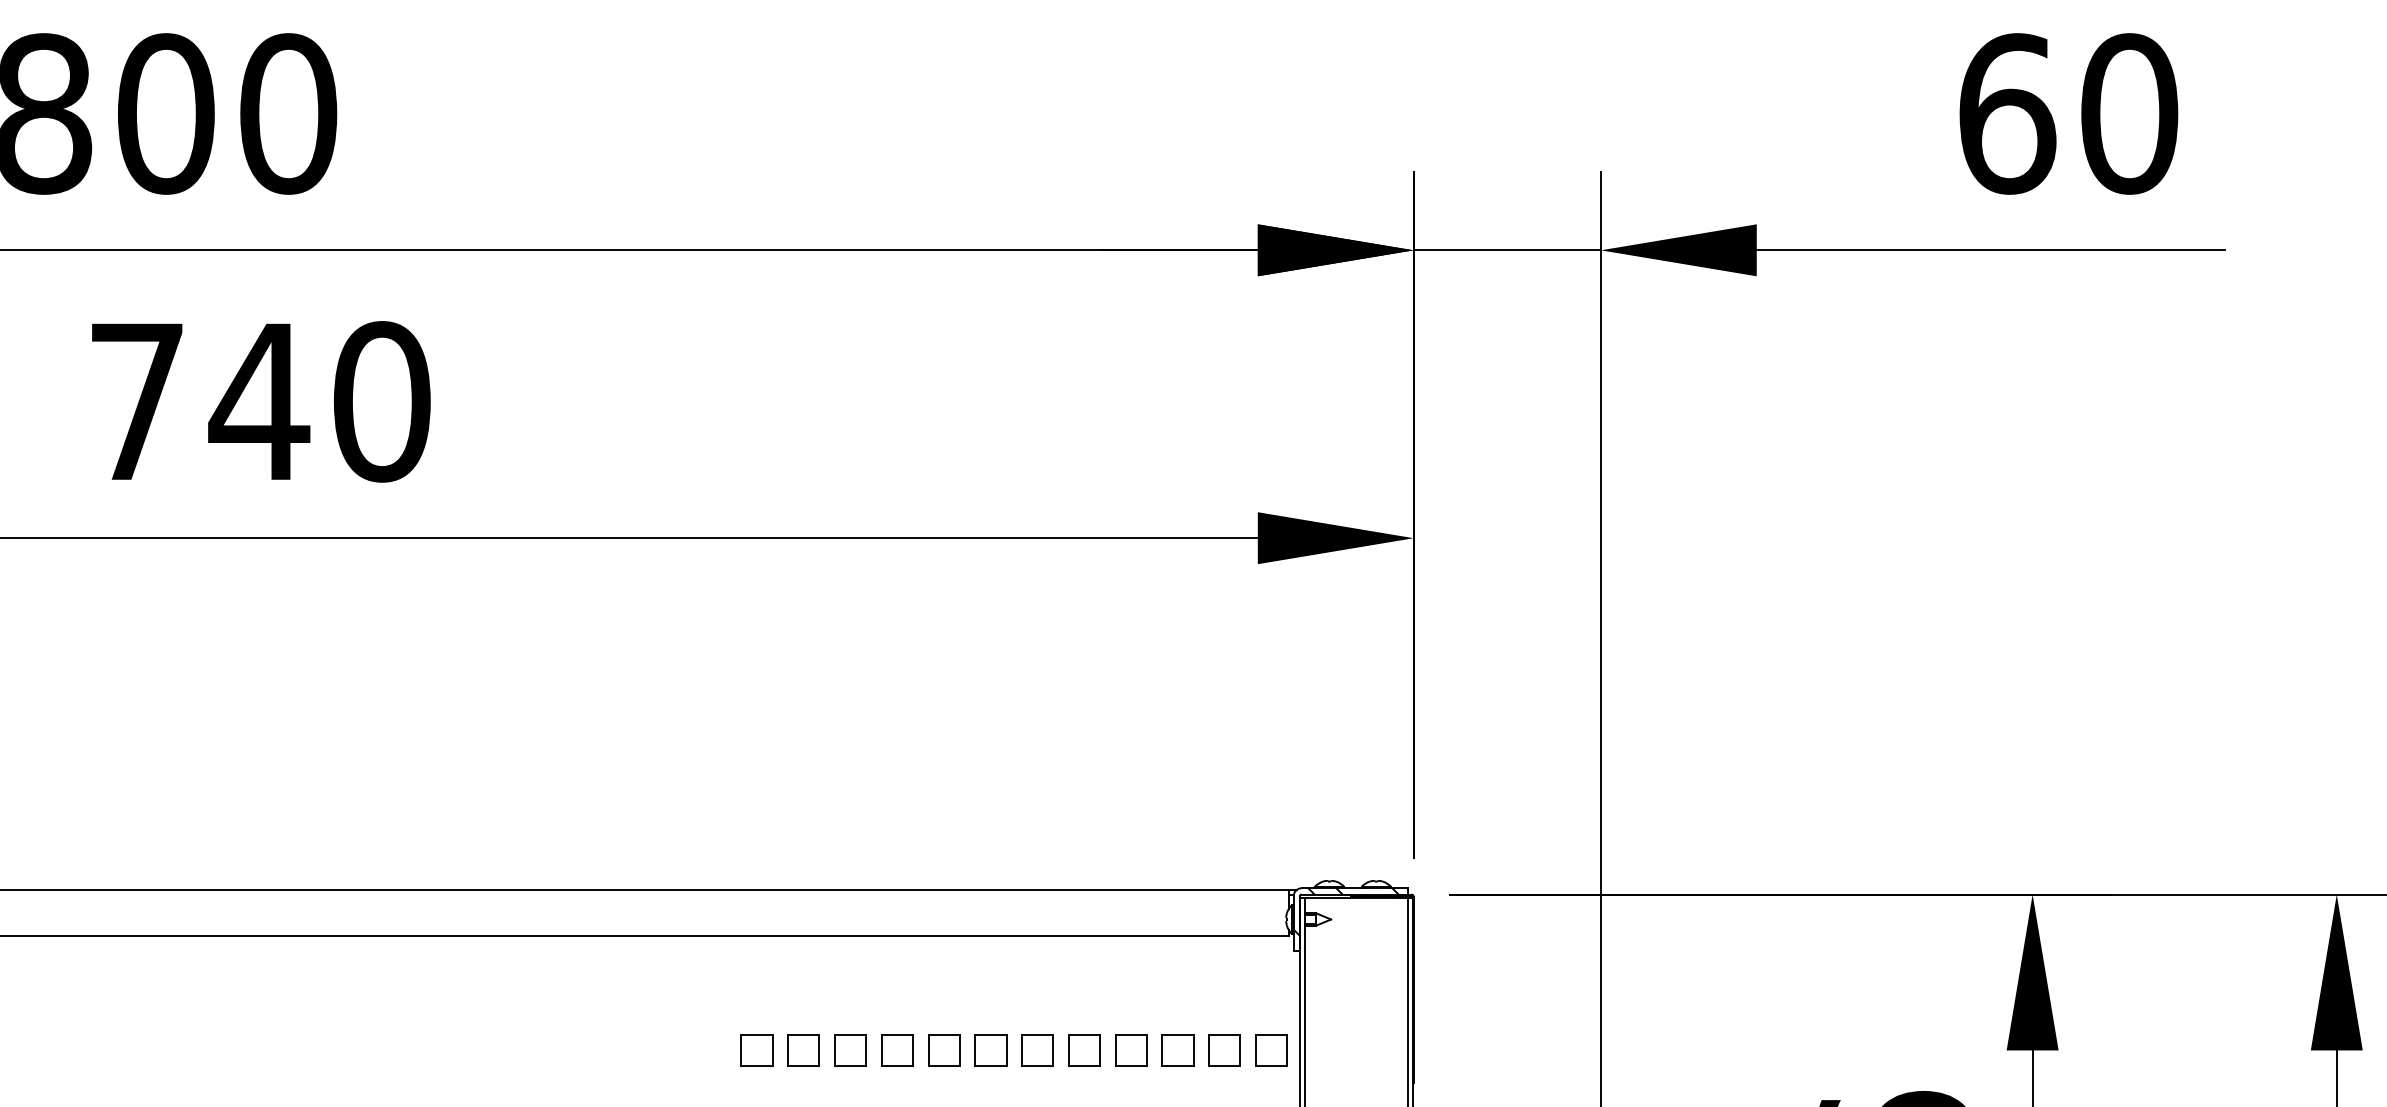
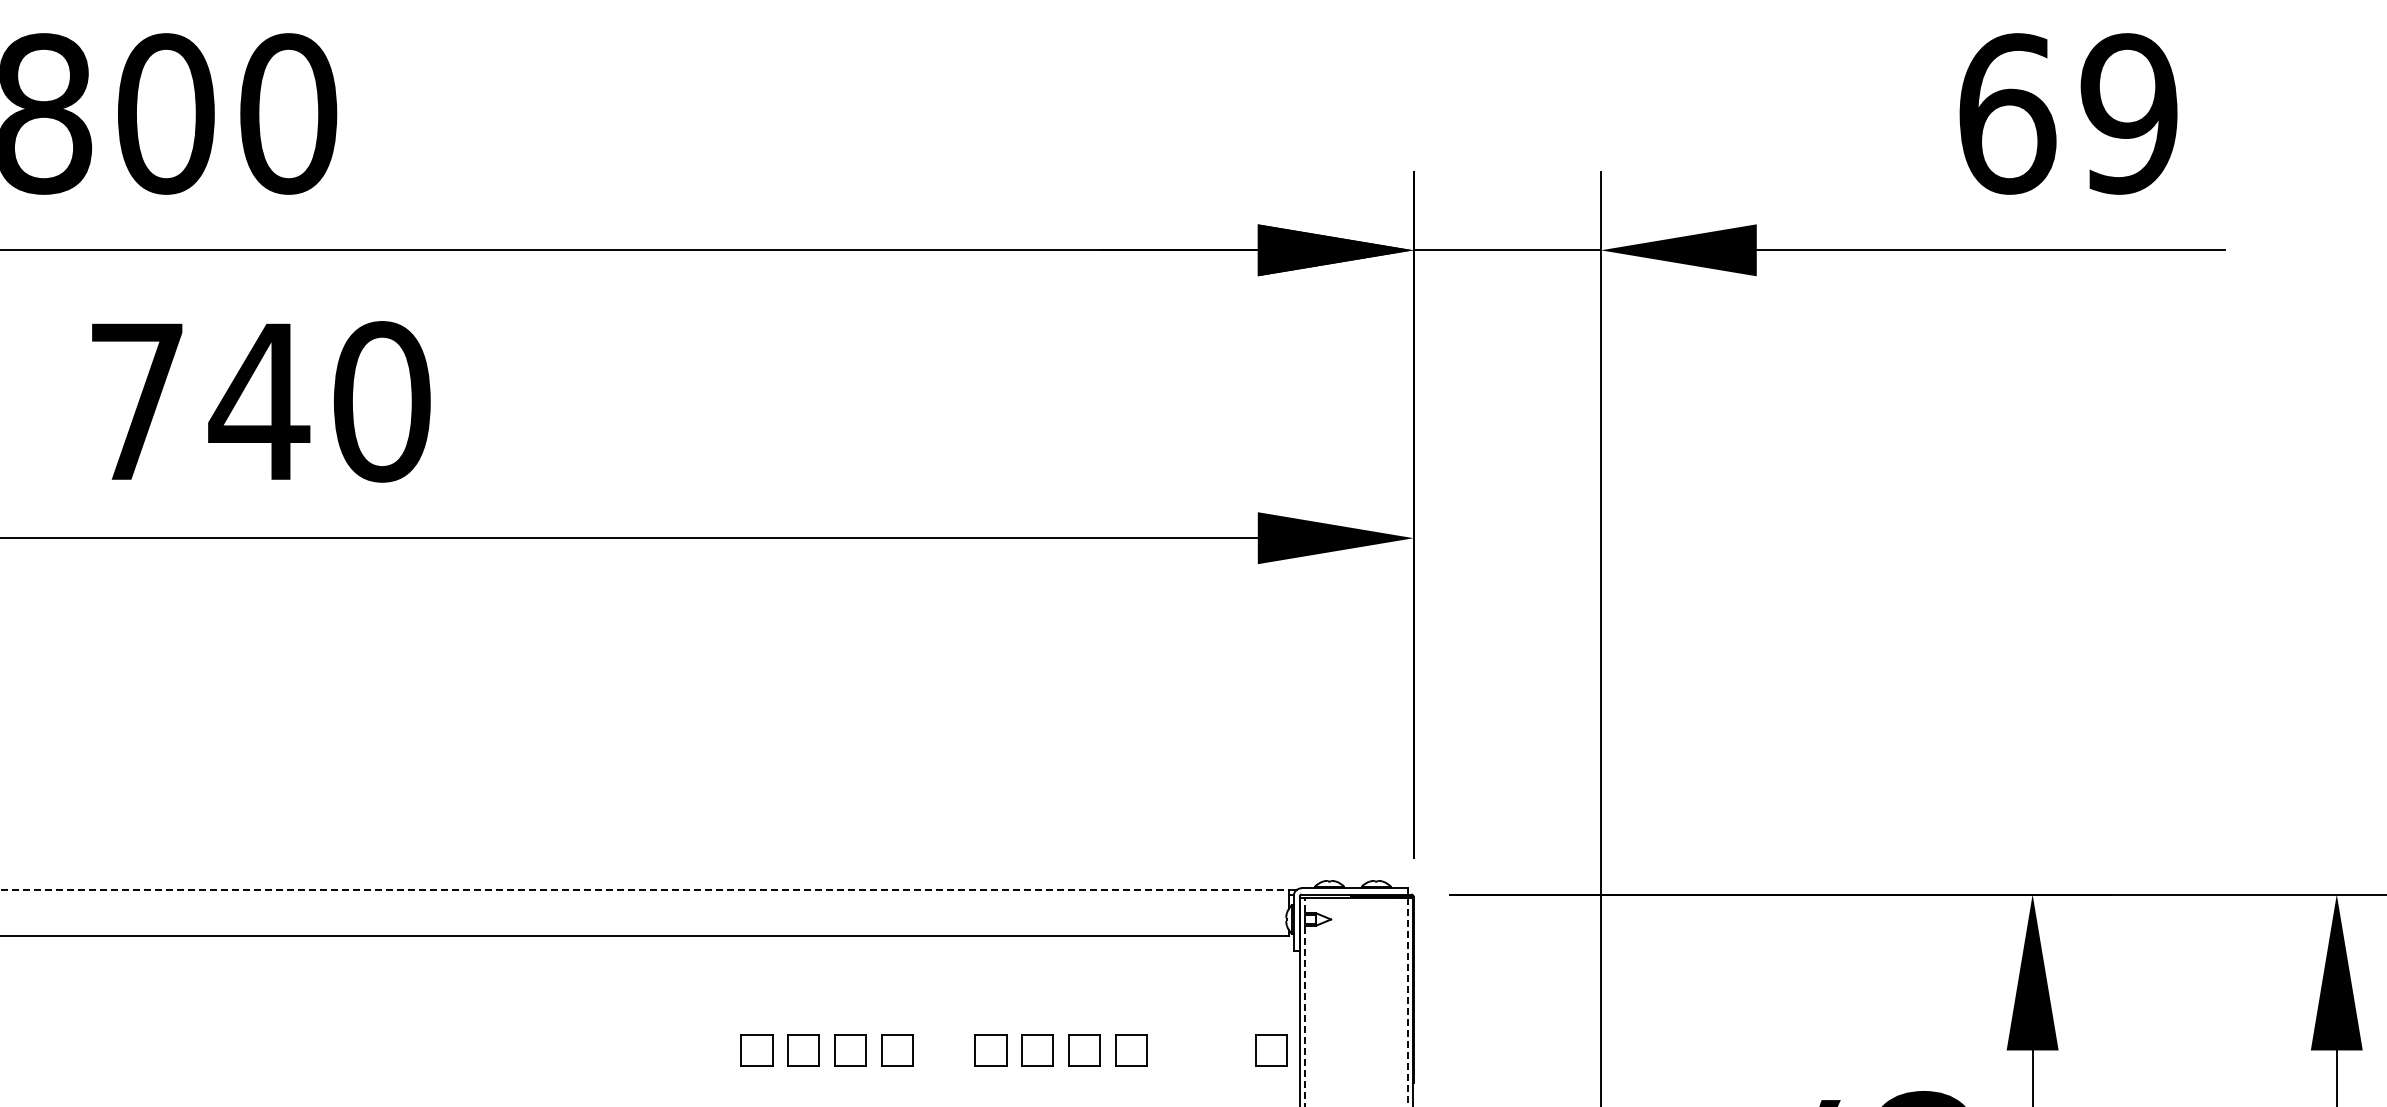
text: 60 -> 69 (2129, 113)
line: solid -> dashed (645, 889)
hatch: present -> none (1345, 911)
line: solid -> dashed (1305, 1001)
line: solid -> dashed (1407, 1002)
part: present -> none (944, 1050)
part: present -> none (1177, 1050)
part: present -> none (1224, 1050)
